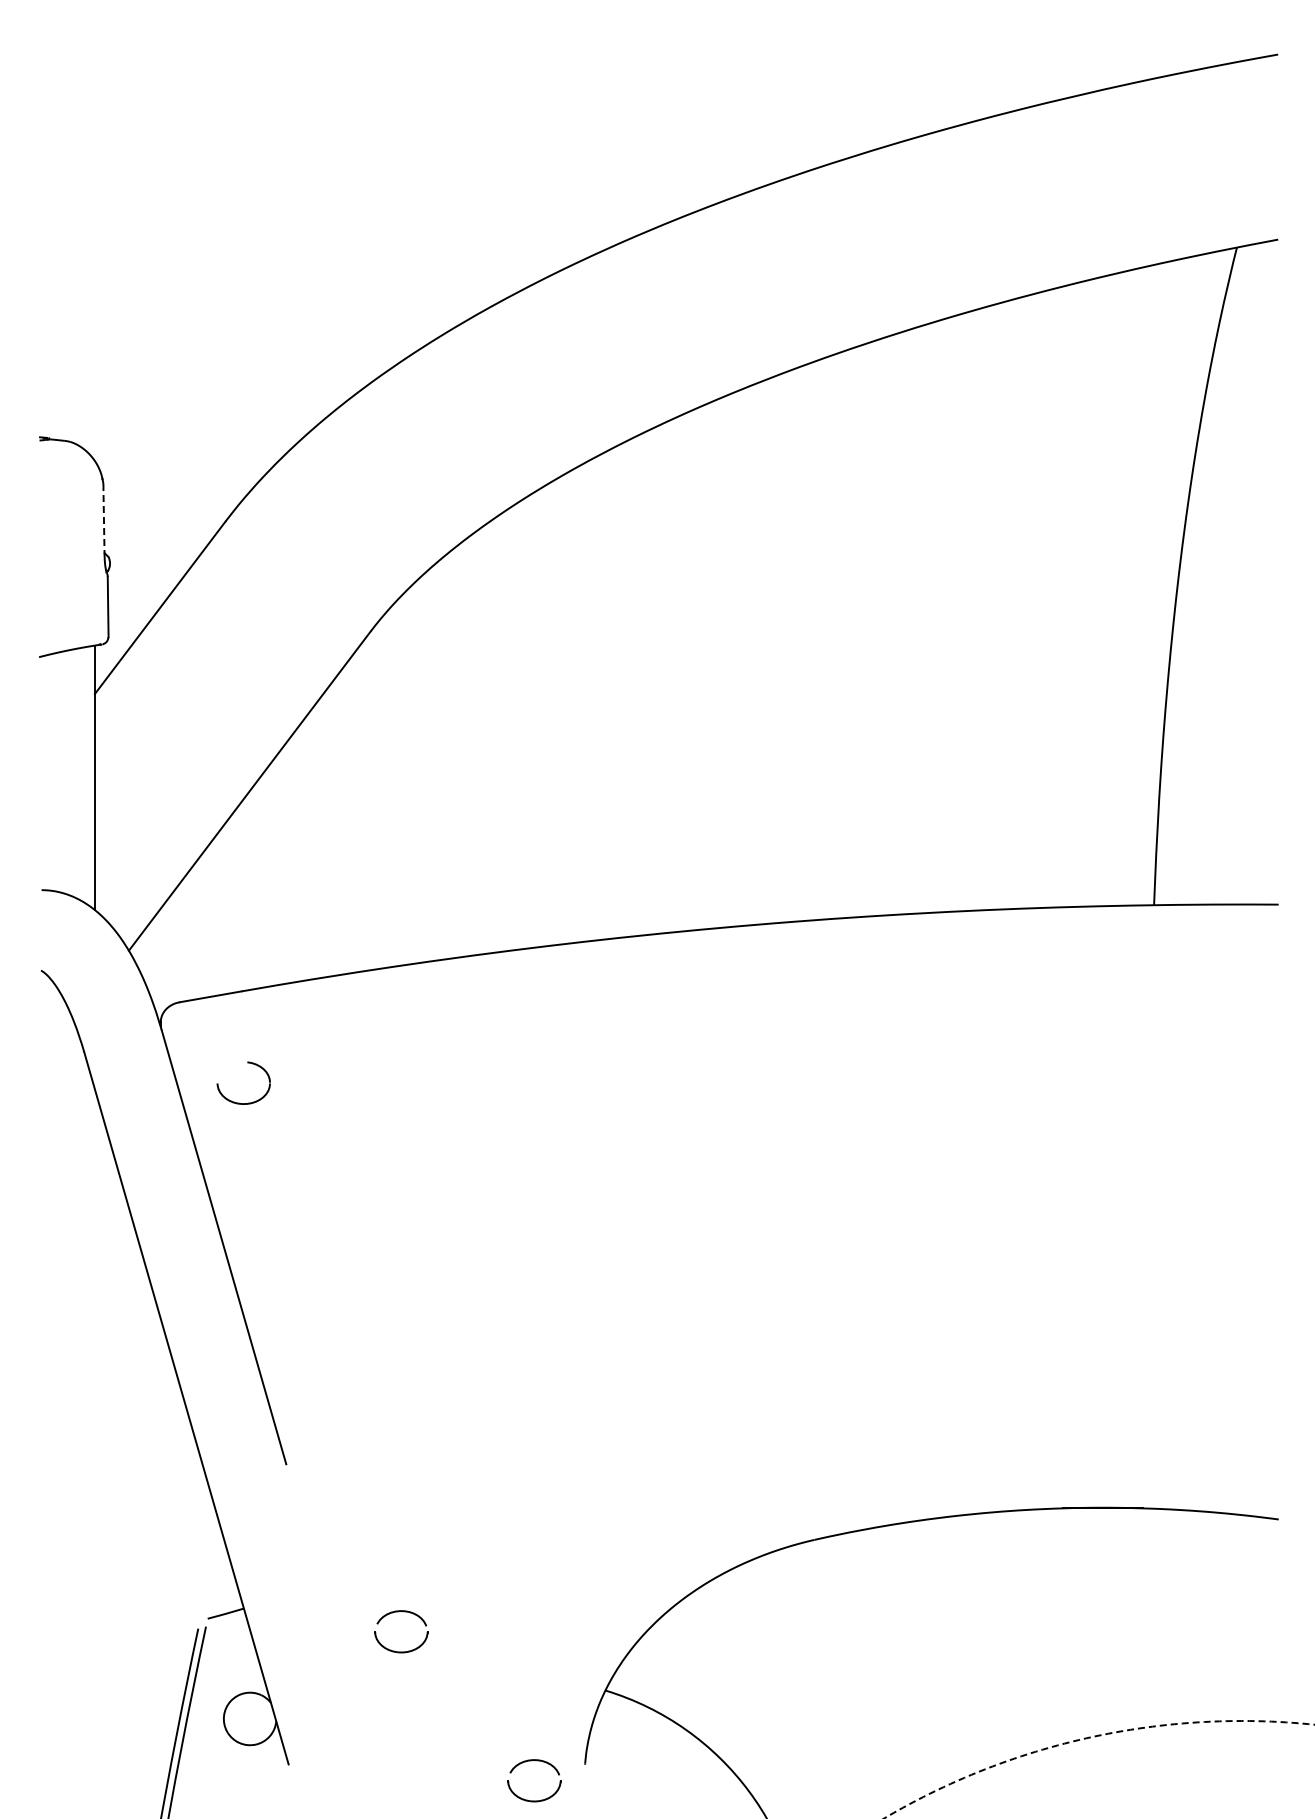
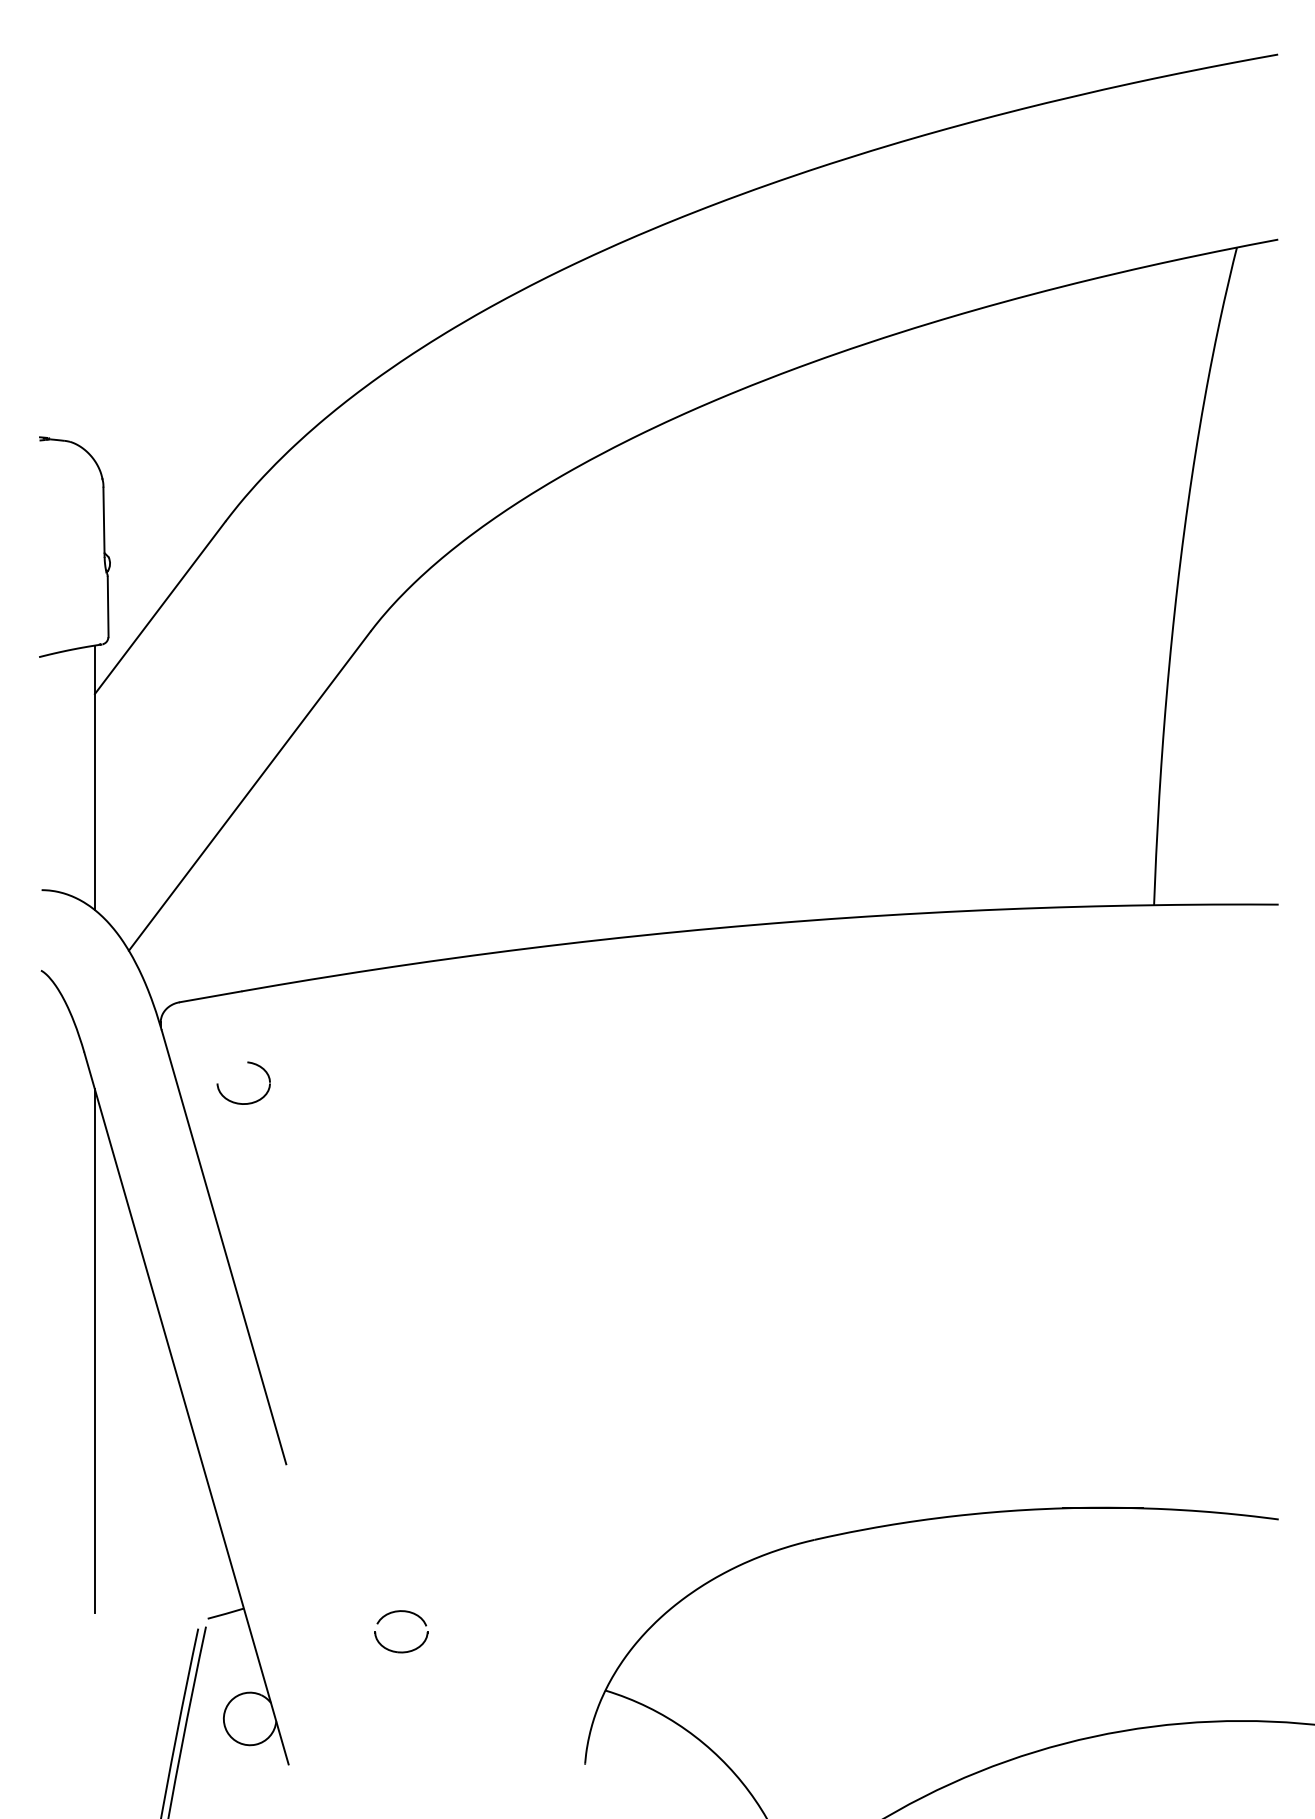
line: dashed -> solid (104, 522)
line: none -> present (94, 1351)
arc: dashed -> solid (1090, 1737)
part: present -> none (536, 1761)
